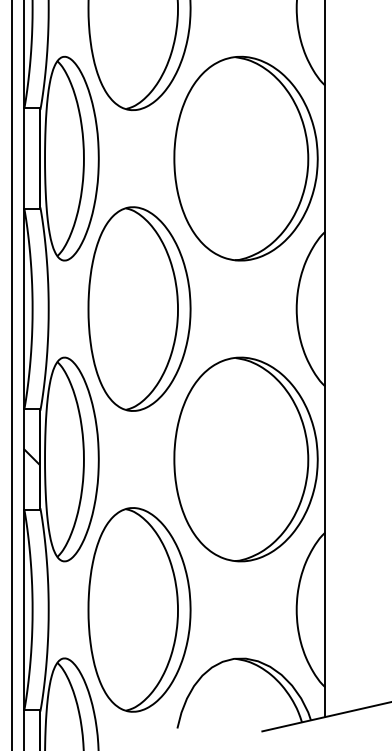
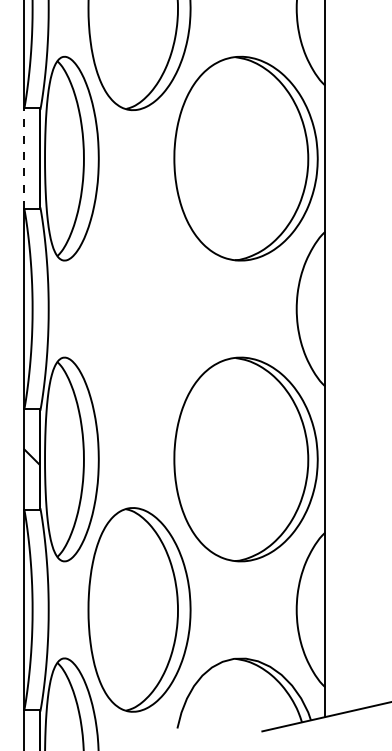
line: solid -> dashed (23, 158)
part: present -> none (139, 308)
line: present -> none (11, 374)
